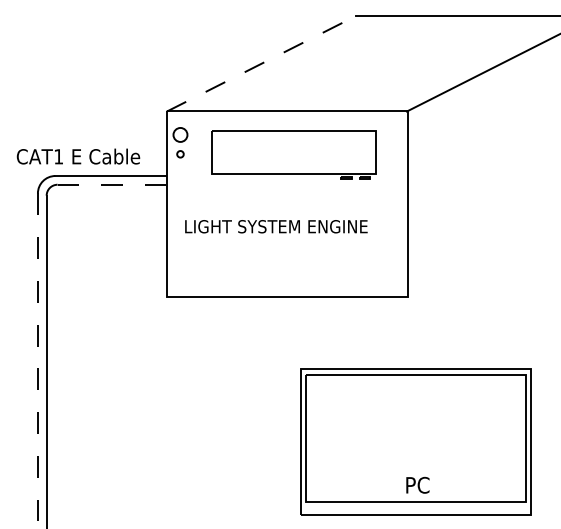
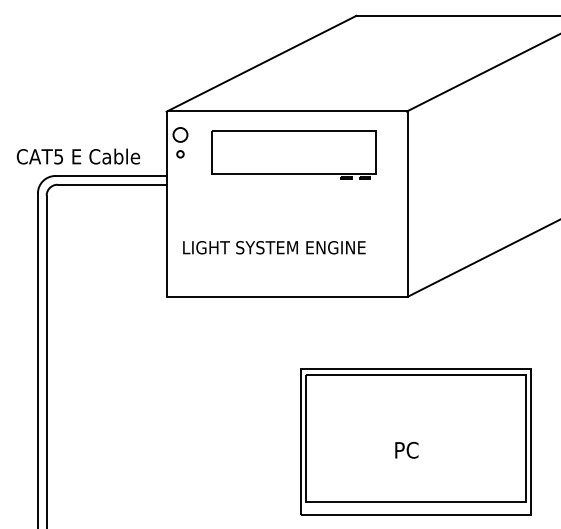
line: dashed -> solid (261, 63)
text: CAT1 -> CAT5 (58, 156)
line: dashed -> solid (112, 184)
text position: (276, 226) -> (274, 247) (274, 247)
line: none -> present (482, 258)
line: dashed -> solid (37, 361)
text position: (417, 484) -> (406, 449) (406, 449)
